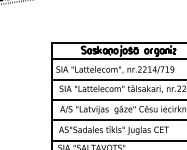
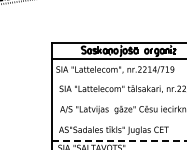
line: present -> none (117, 79)
line: present -> none (117, 100)
line: present -> none (117, 120)
line: solid -> dashed (119, 140)
